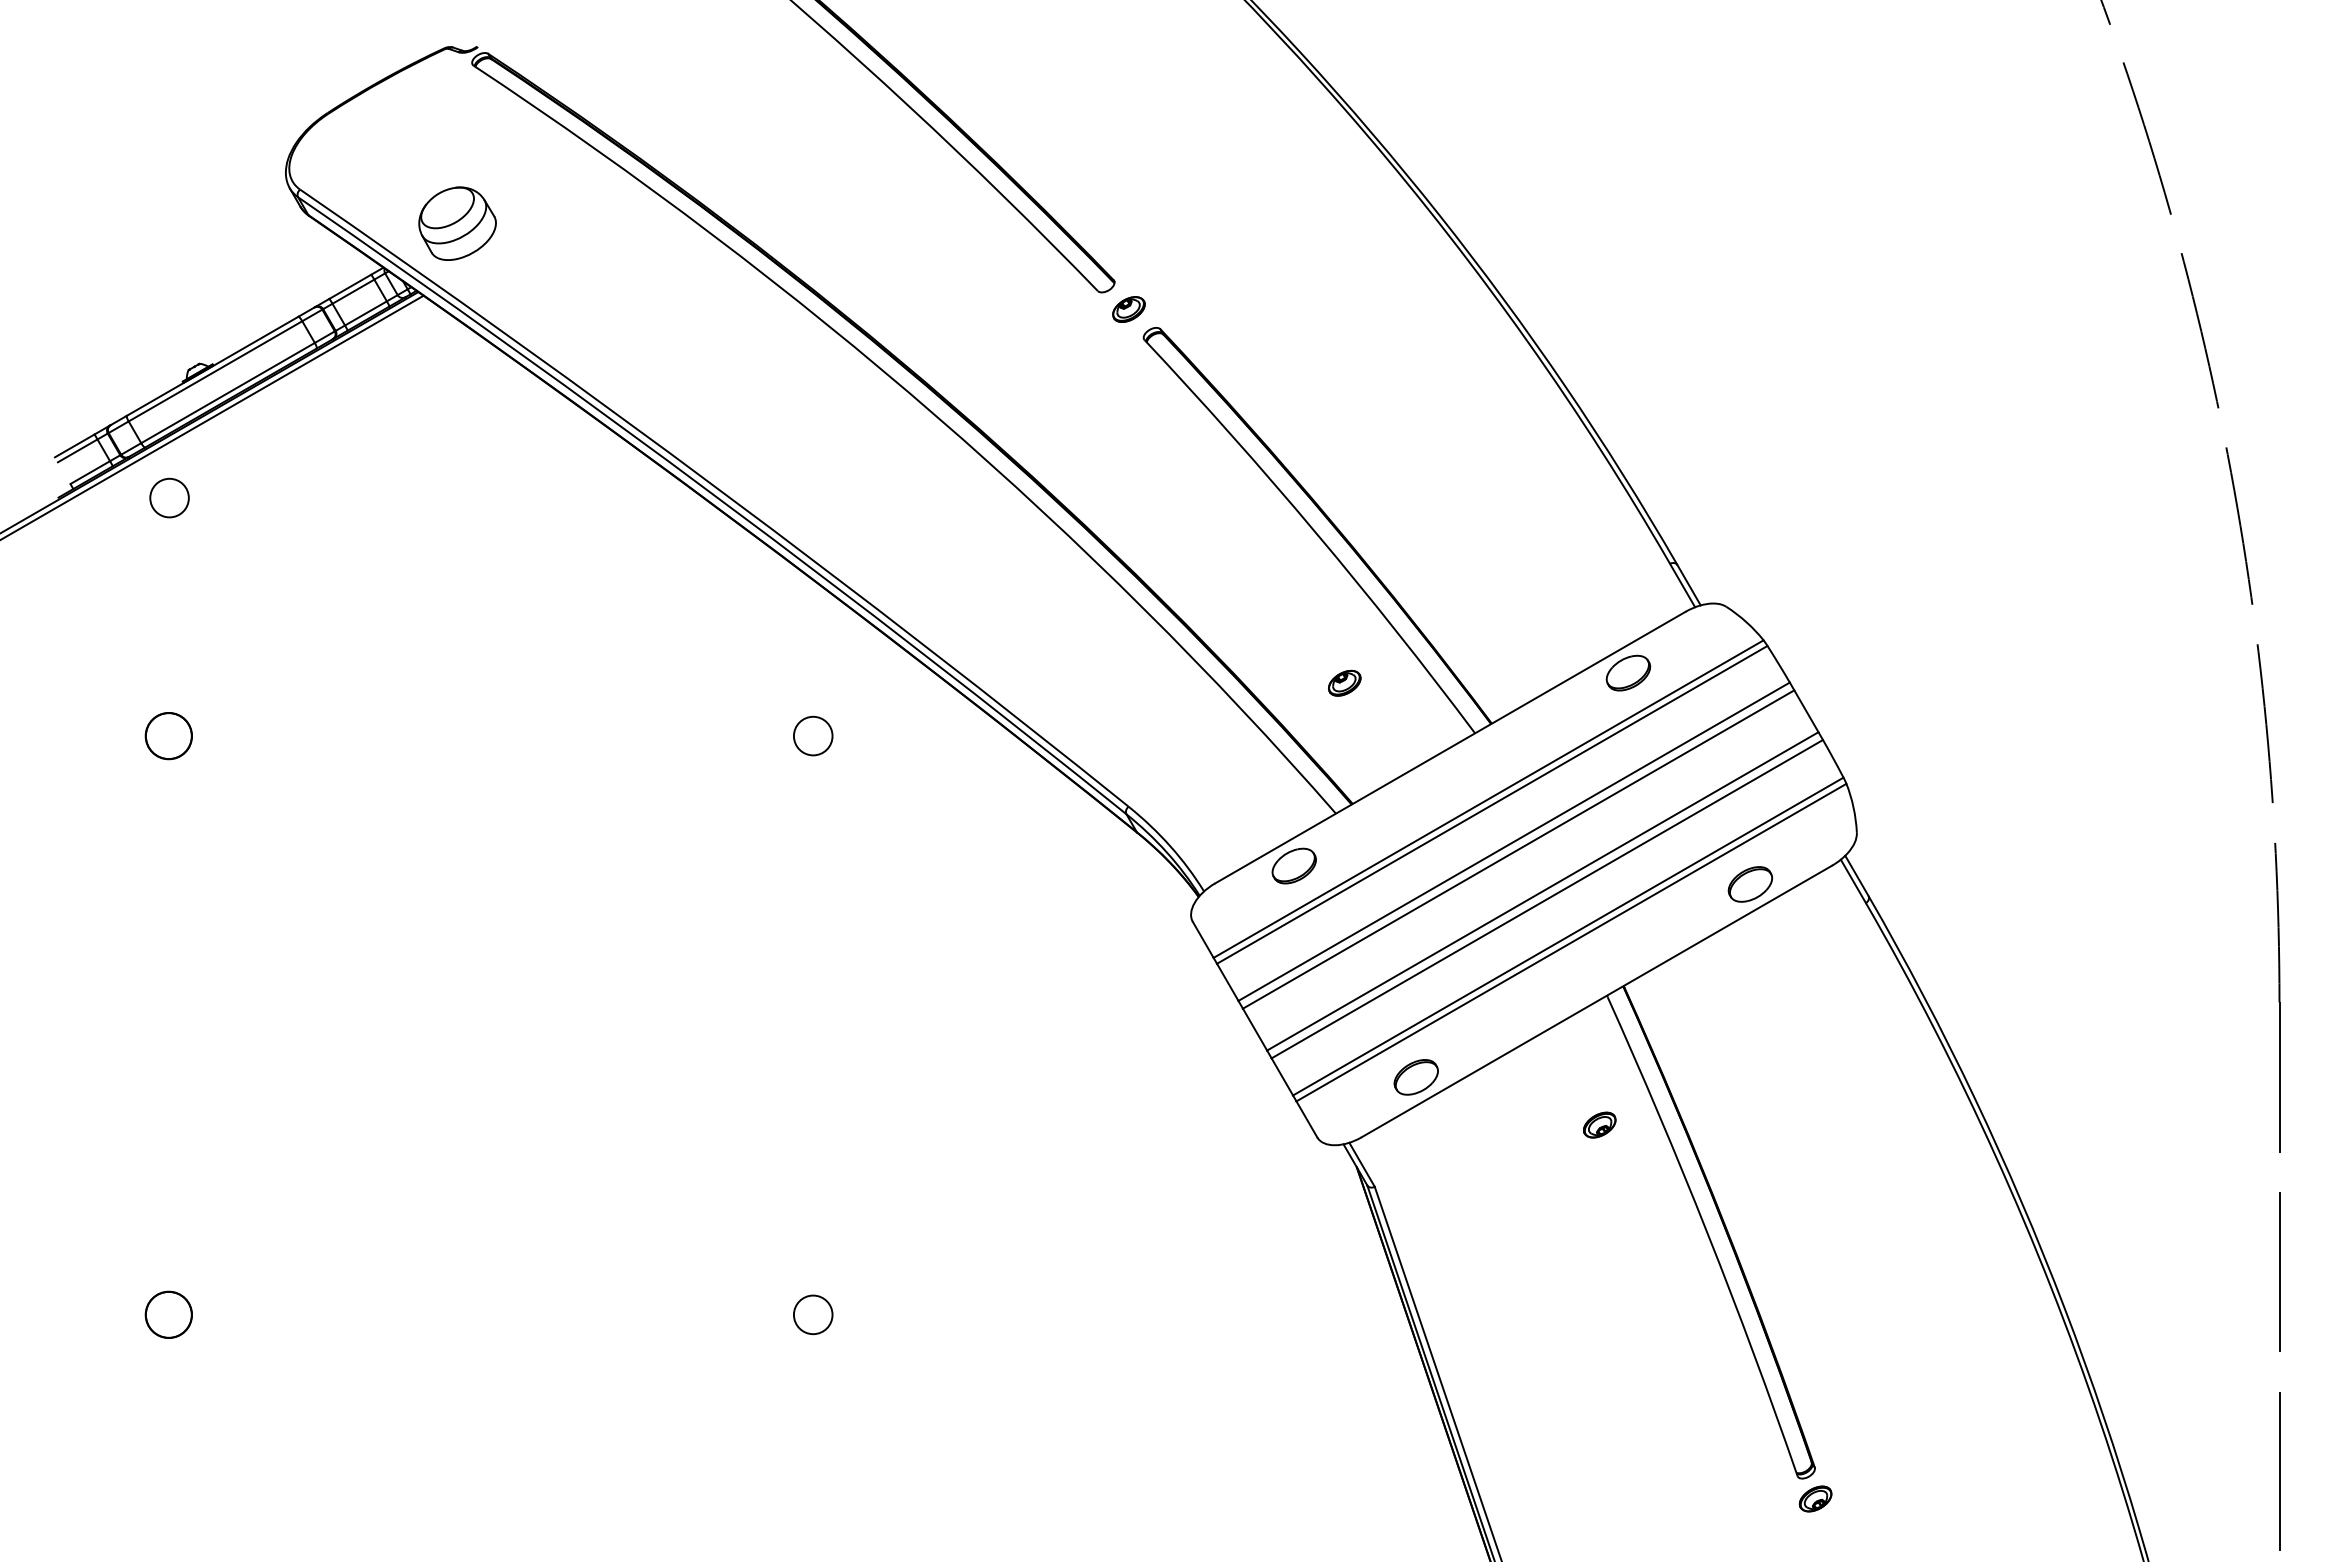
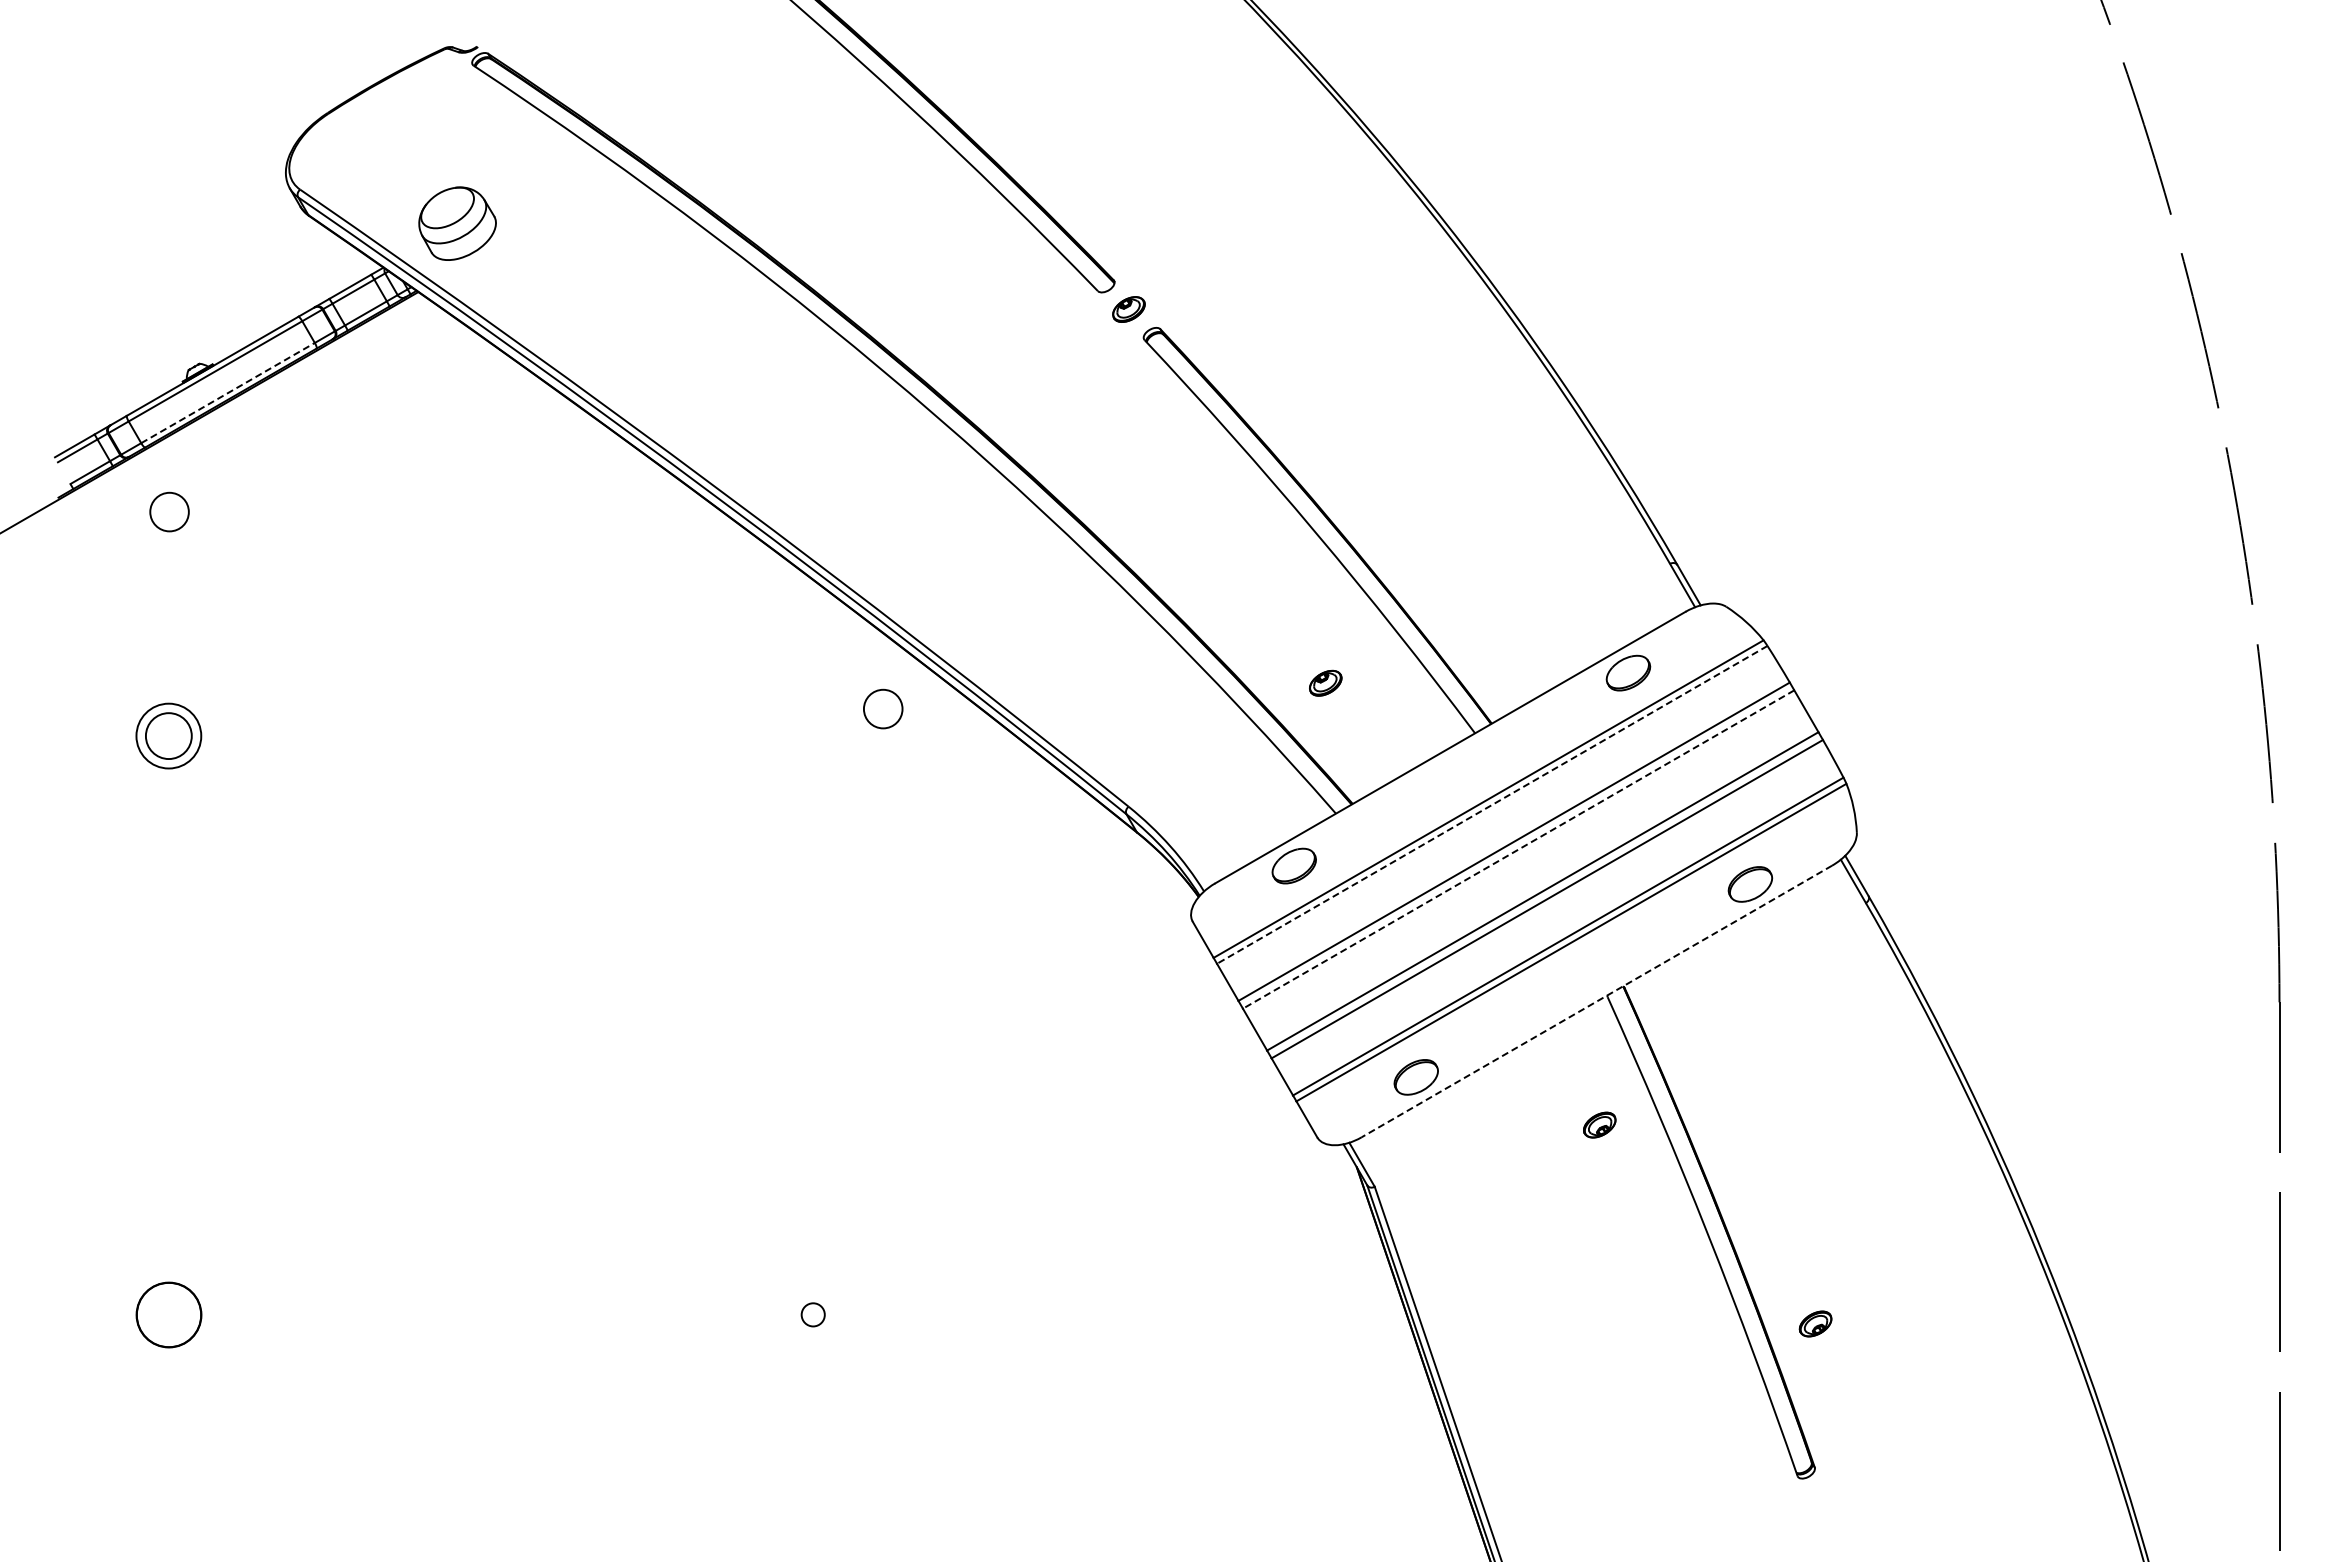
line: solid -> dashed (228, 392)
line: present -> none (212, 417)
circle position: (169, 497) -> (169, 511) (169, 511)
part position: (1344, 682) -> (1325, 682) (1325, 682)
circle diameter: 46 px -> 65 px (168, 735)
circle position: (813, 735) -> (883, 708) (883, 708)
line: solid -> dashed (1492, 804)
line: solid -> dashed (1518, 849)
line: solid -> dashed (1596, 1001)
circle size: 49x49 px -> 68x68 px (168, 1314)
circle diameter: 39 px -> 23 px (812, 1314)
part position: (1815, 1498) -> (1815, 1323) (1815, 1323)
